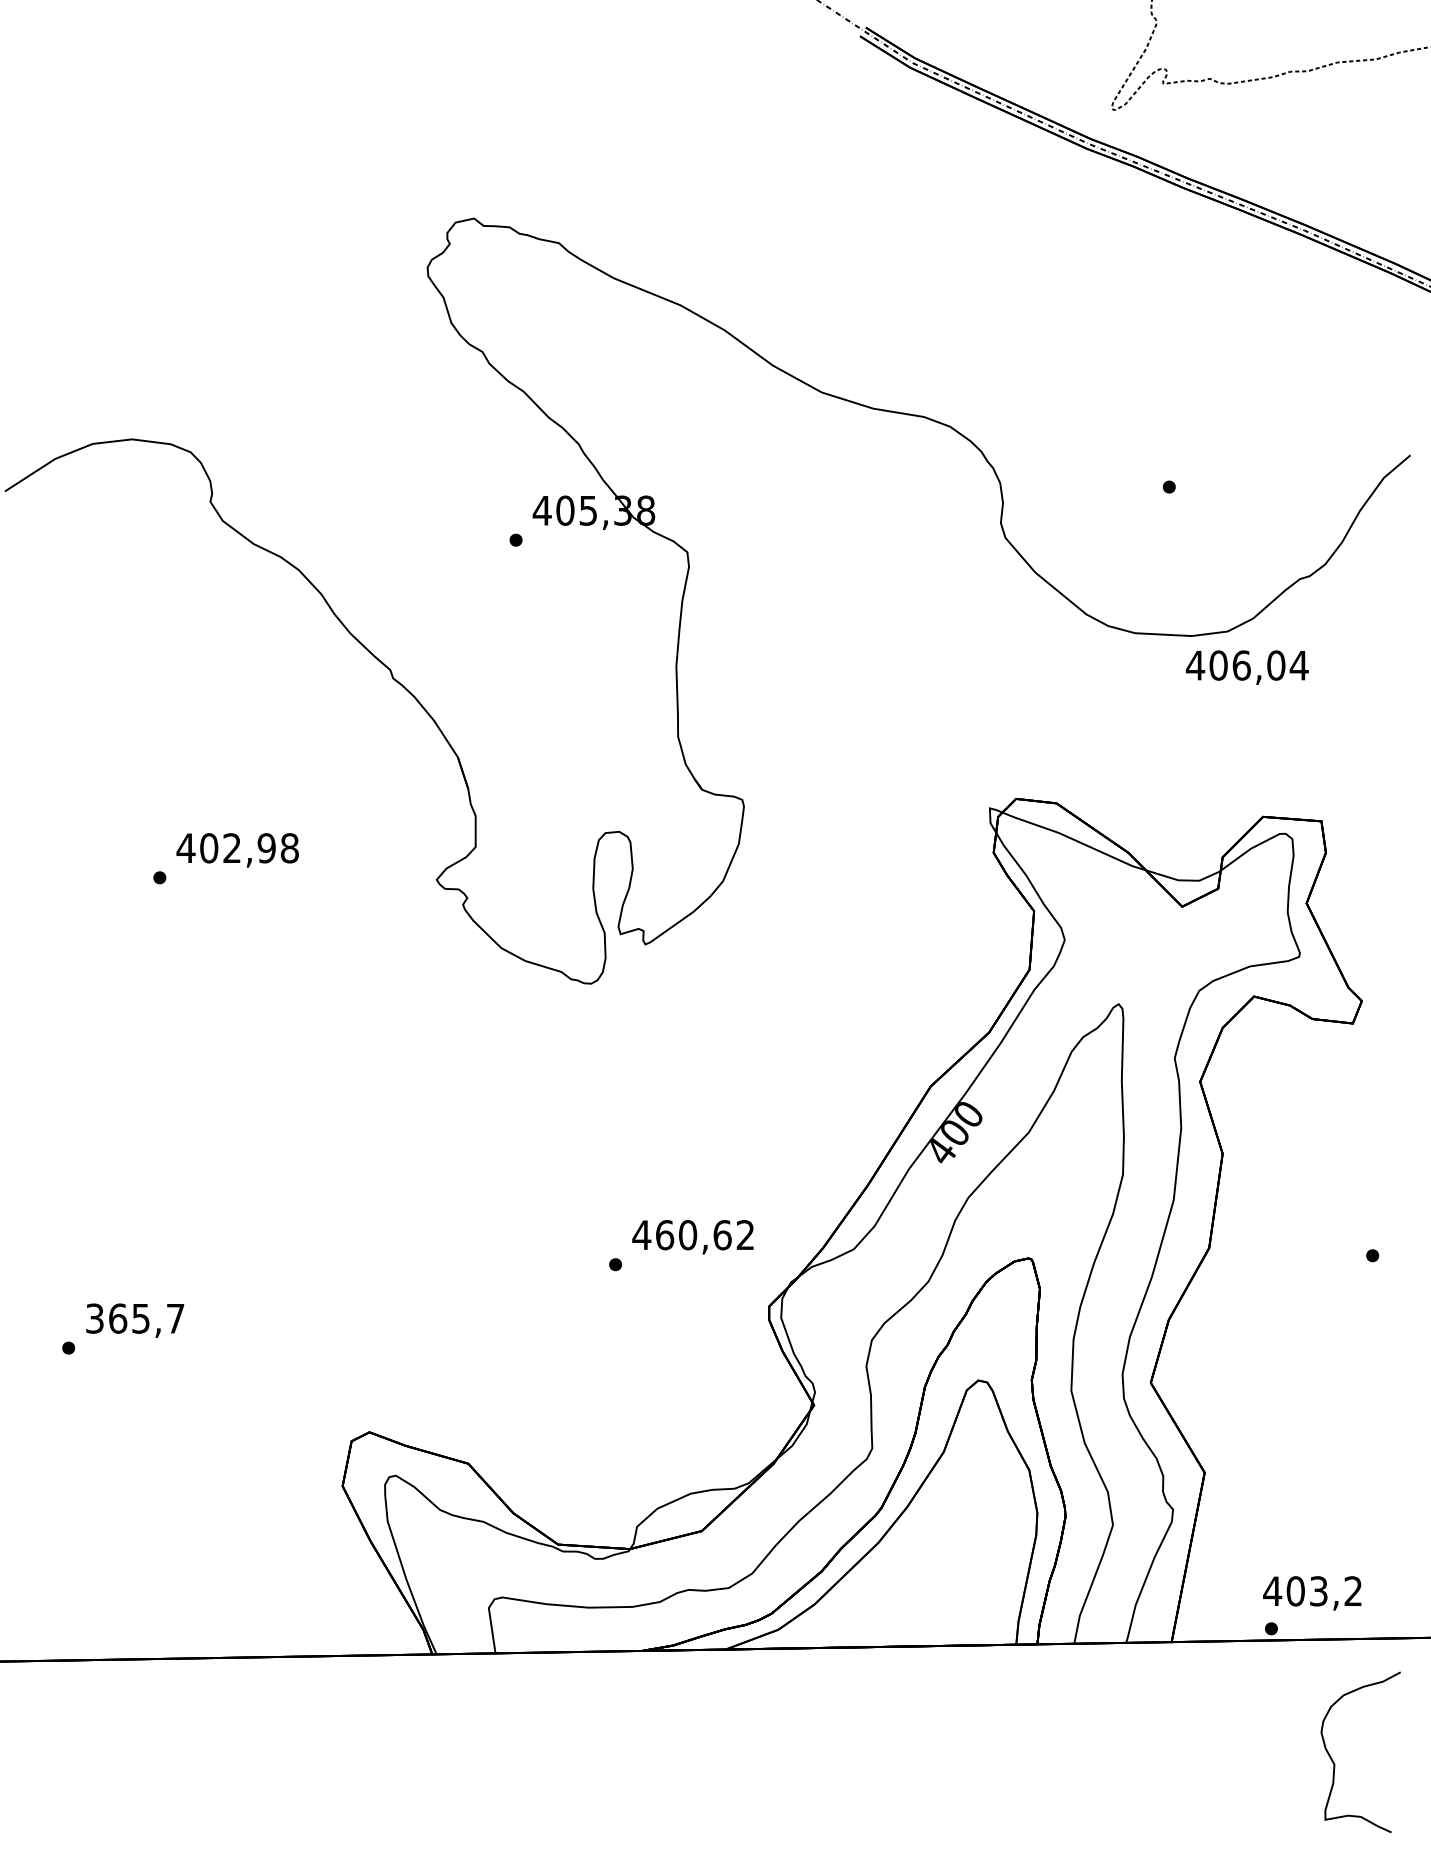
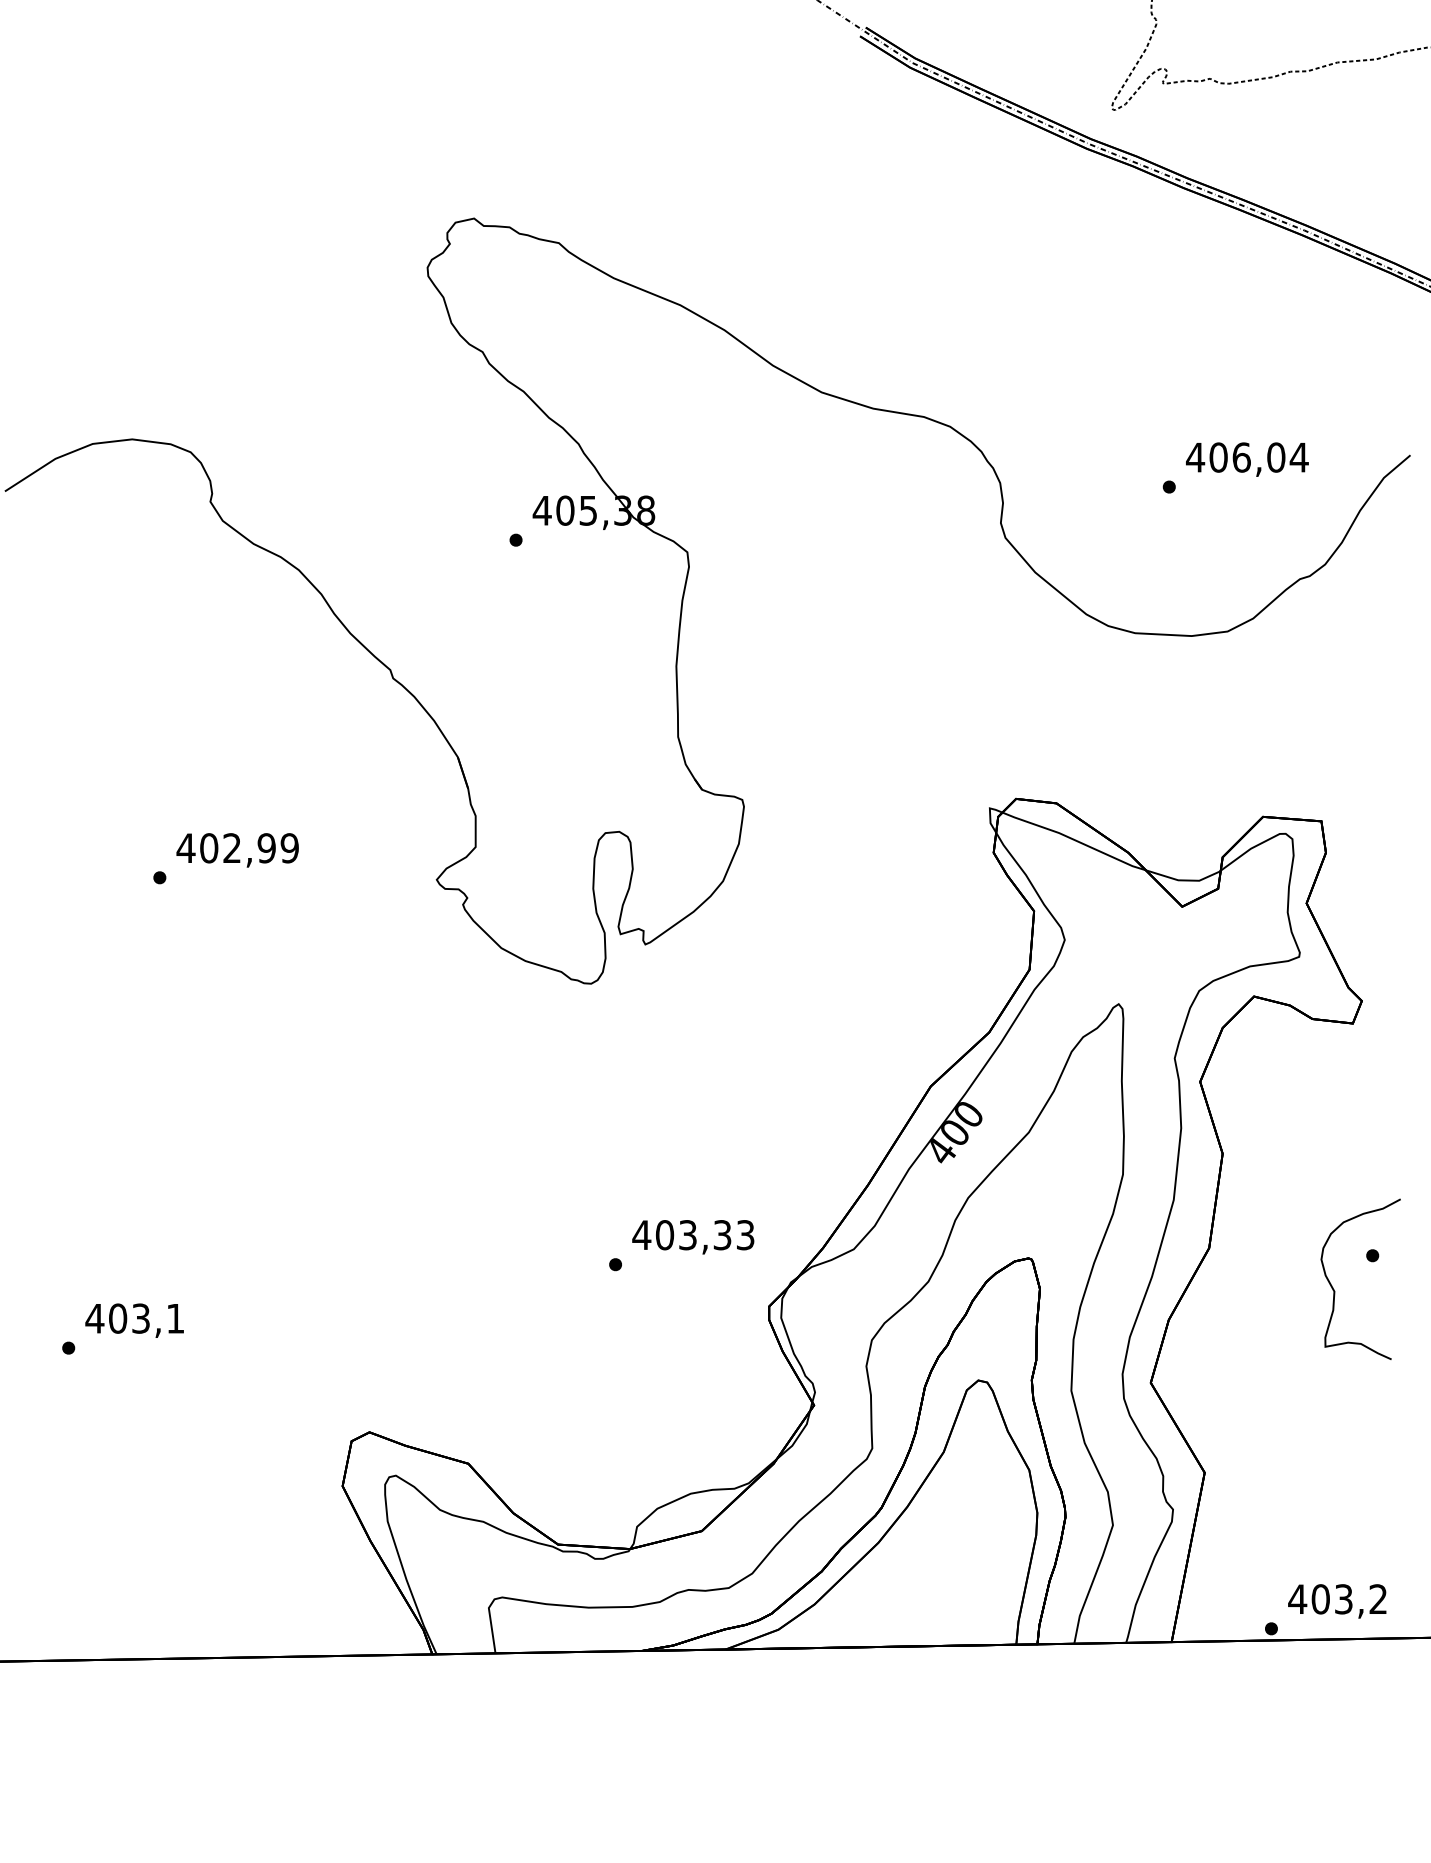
text position: (1247, 667) -> (1247, 459) (1247, 459)
text: 402,98 -> 402,99 (289, 848)
text: 460,62 -> 403,33 (704, 1235)
text: 365,7 -> 403,1 (134, 1318)
text position: (1312, 1593) -> (1337, 1601) (1337, 1601)
curve position: (1335, 1764) -> (1335, 1291) (1335, 1291)
